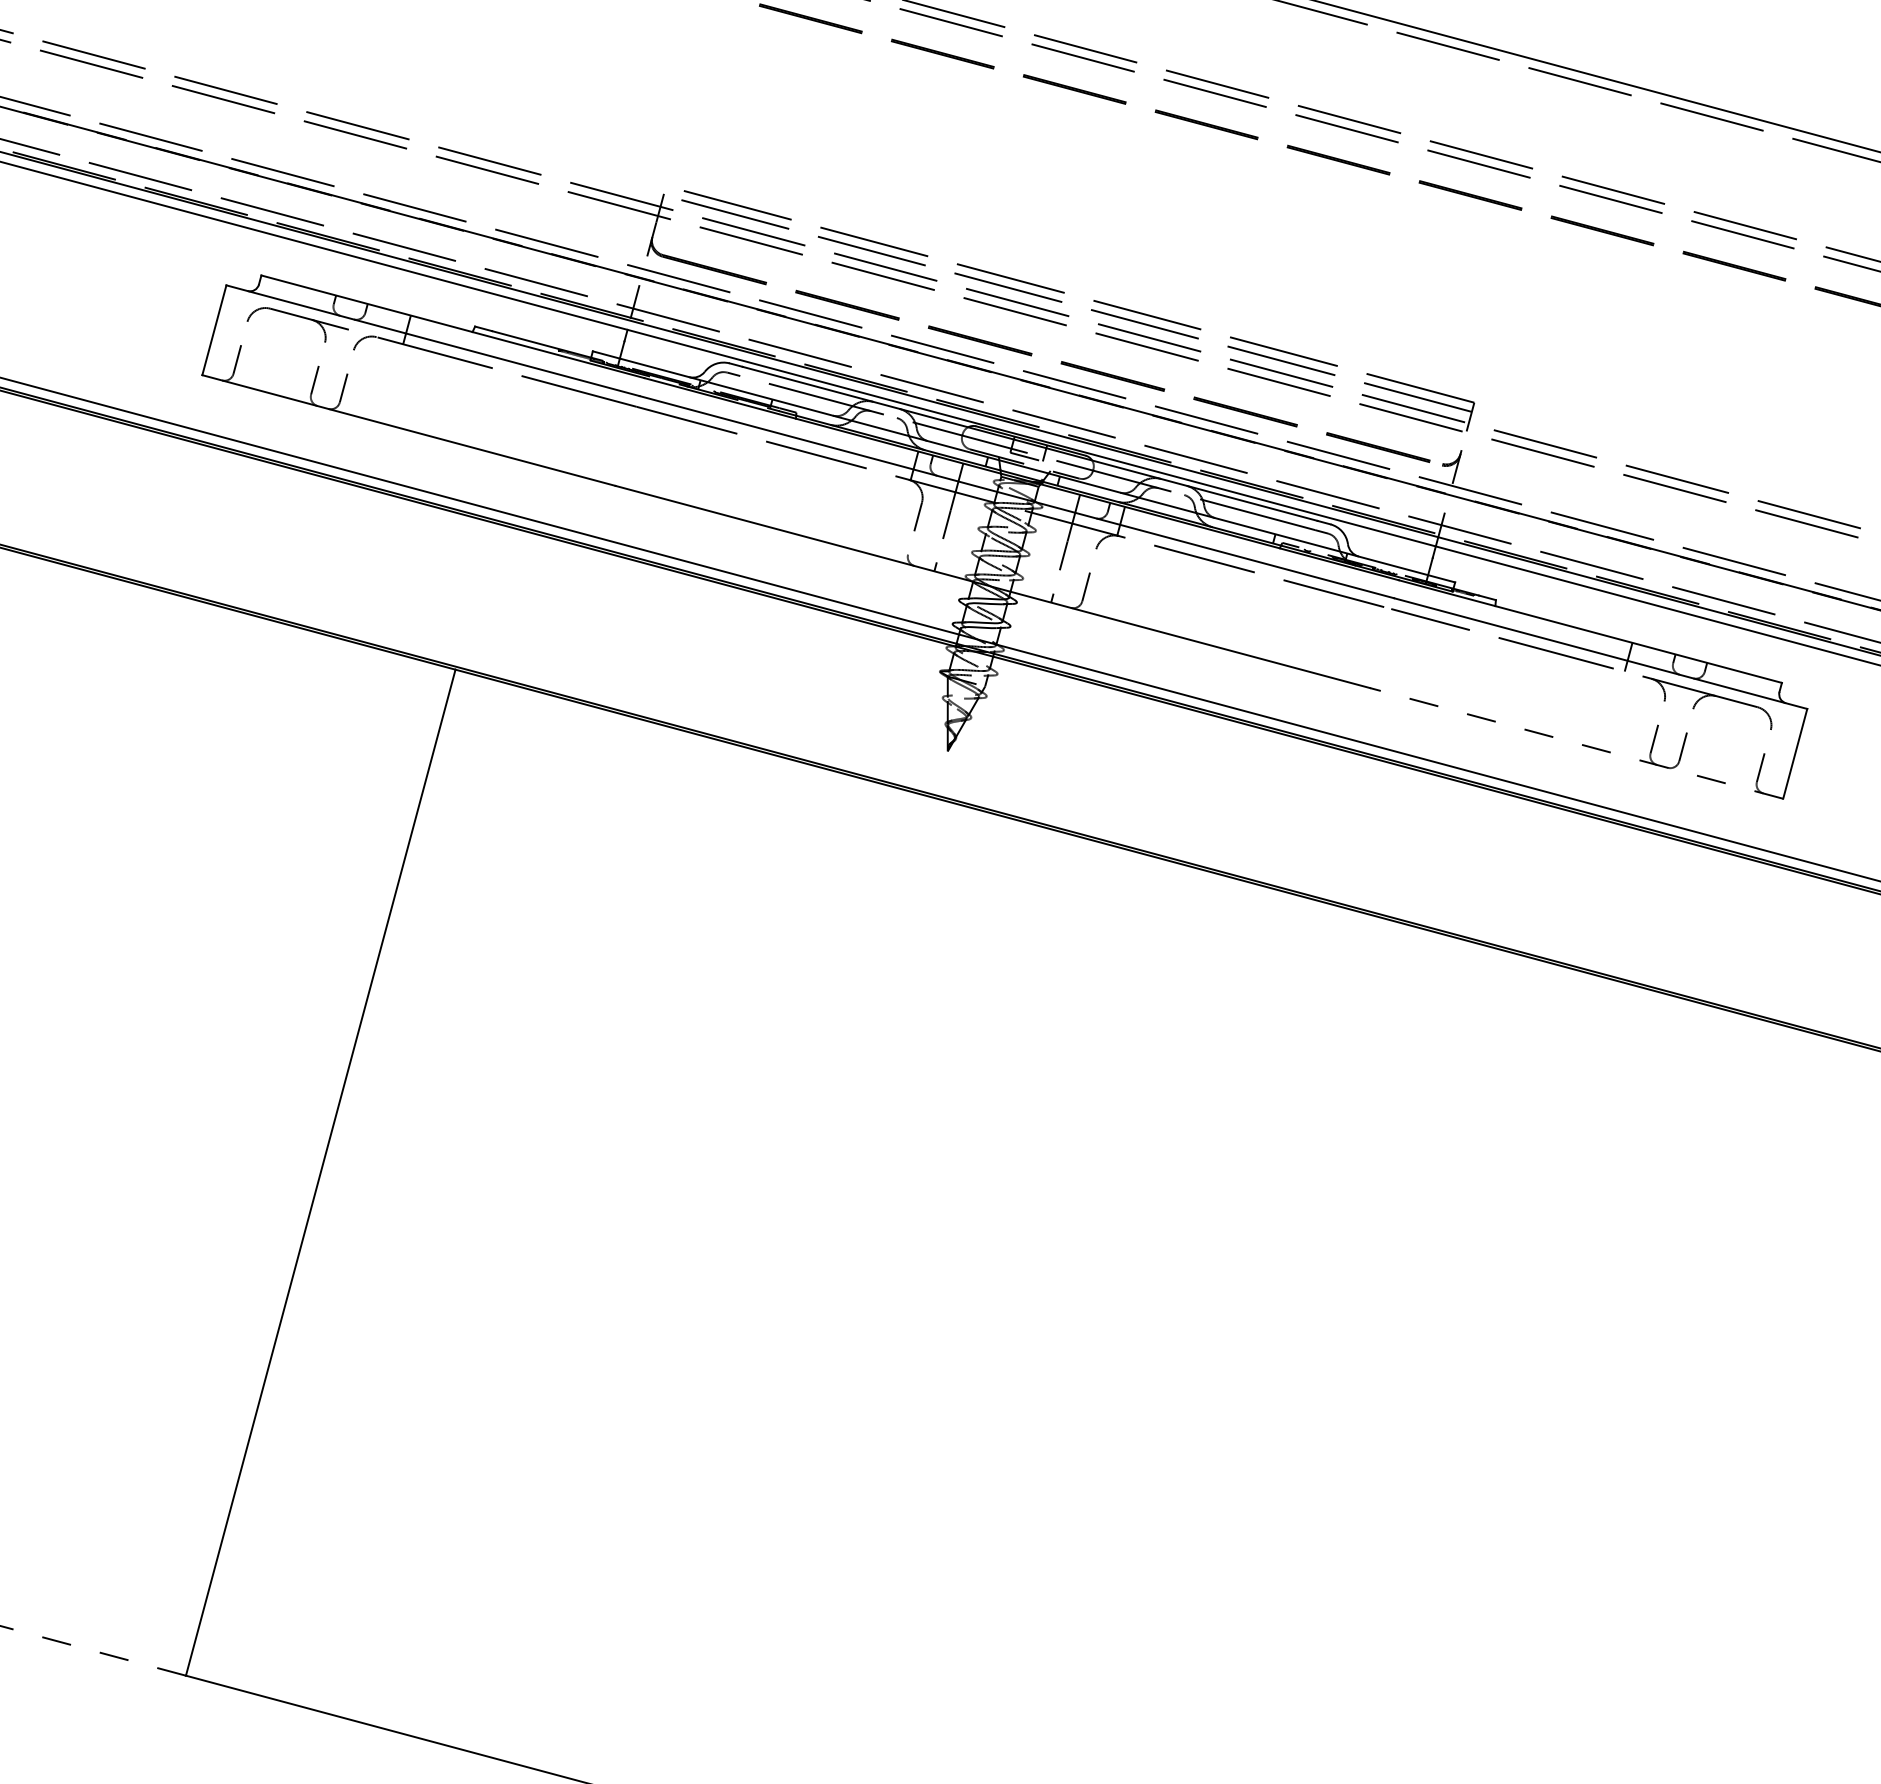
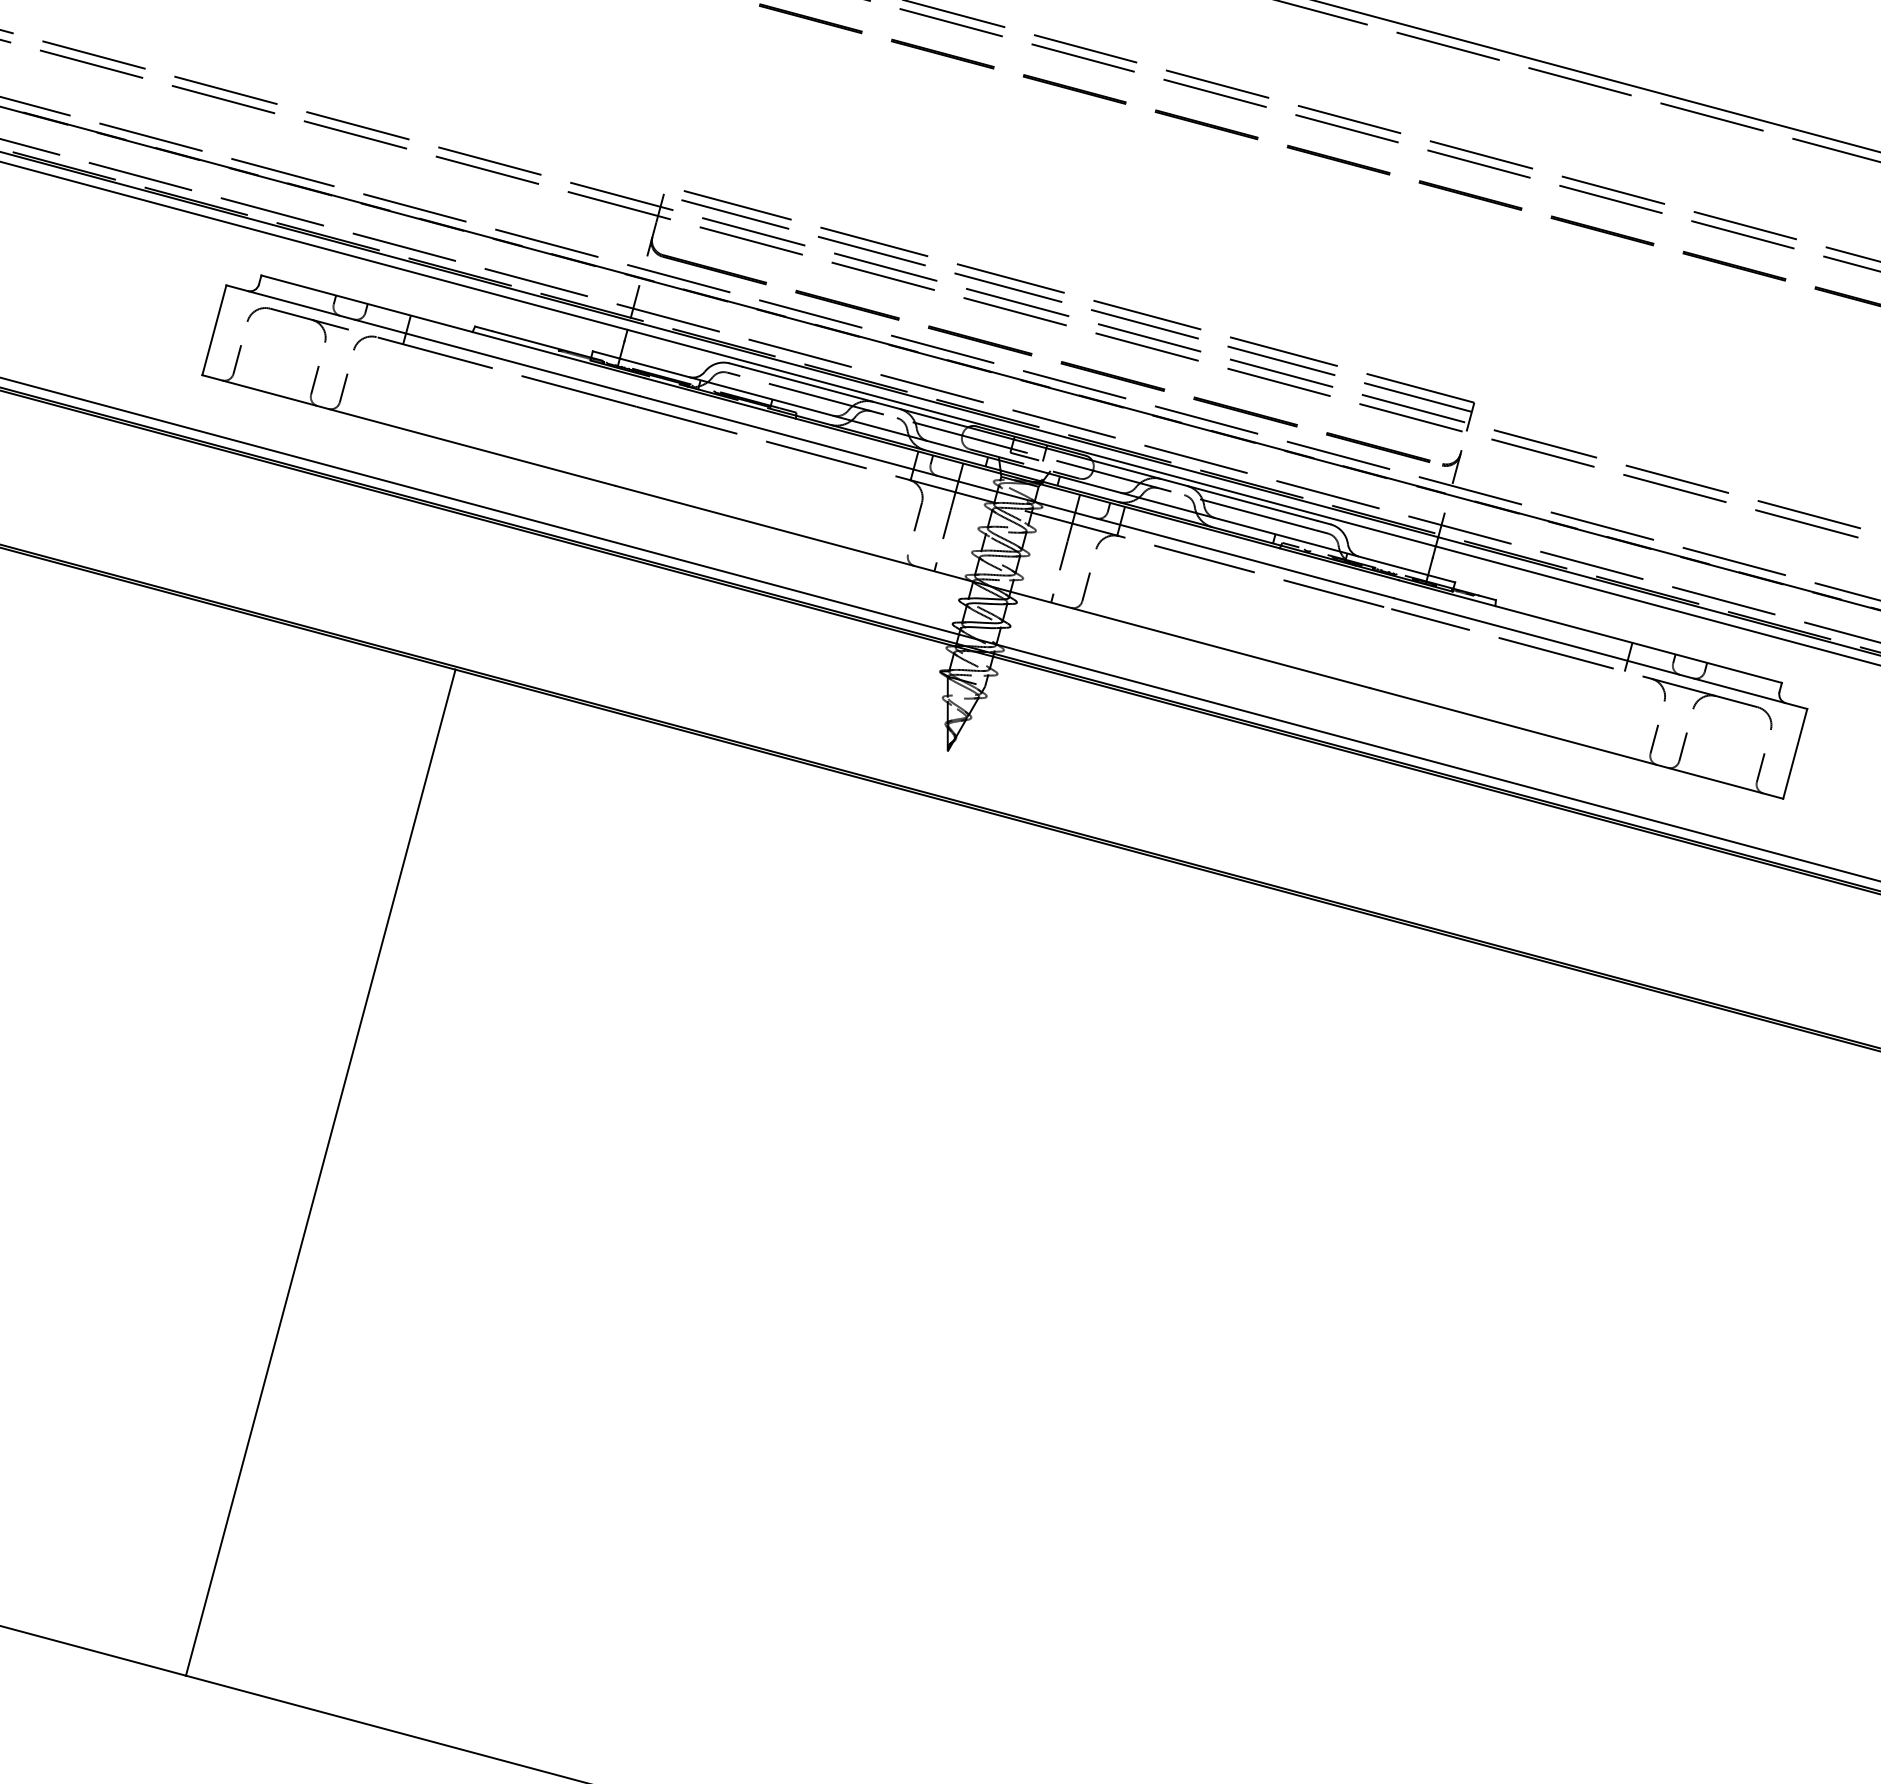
line: dashed -> solid (1576, 743)
line: dashed -> solid (93, 1650)
